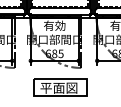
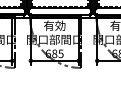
part: present -> none (60, 87)
